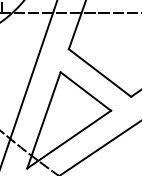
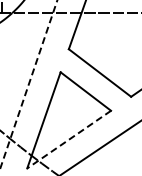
line: solid -> dashed (28, 84)
line: solid -> dashed (69, 139)
